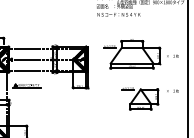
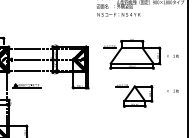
part position: (140, 98) -> (134, 95) (134, 95)
